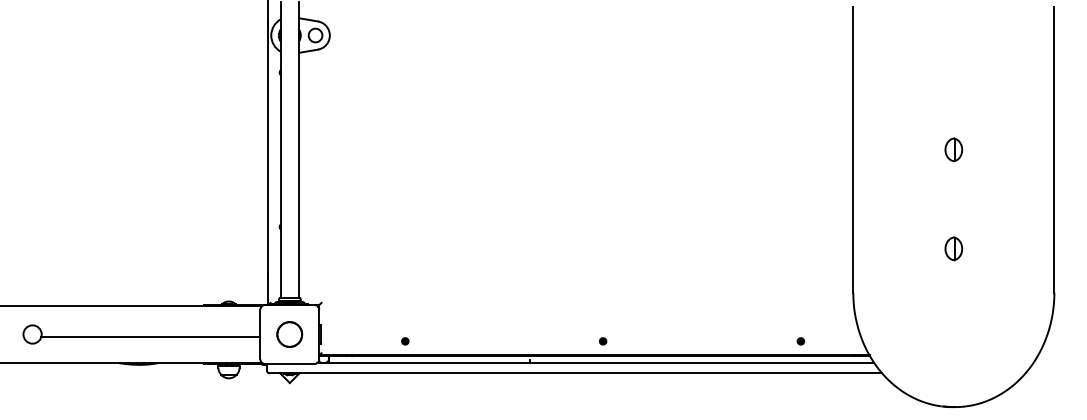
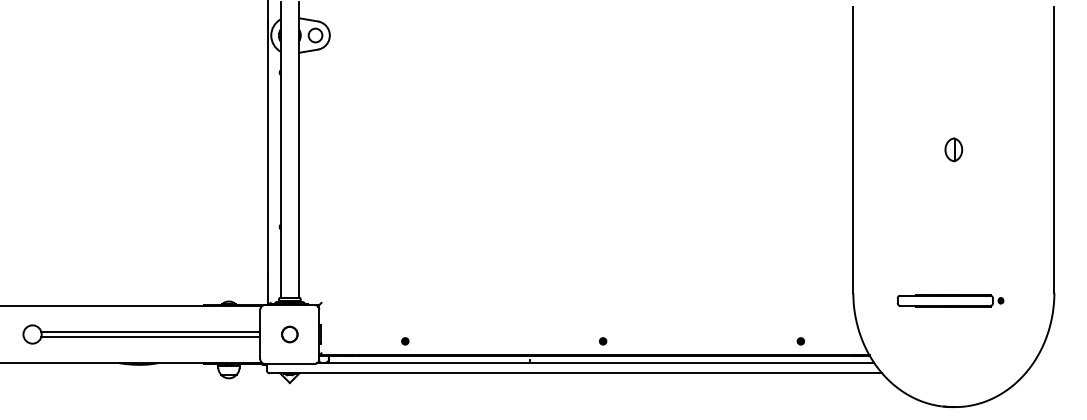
part: present -> none (953, 248)
part: none -> present (950, 300)
line: none -> present (150, 331)
part size: 28x27 px -> 18x19 px (289, 334)
